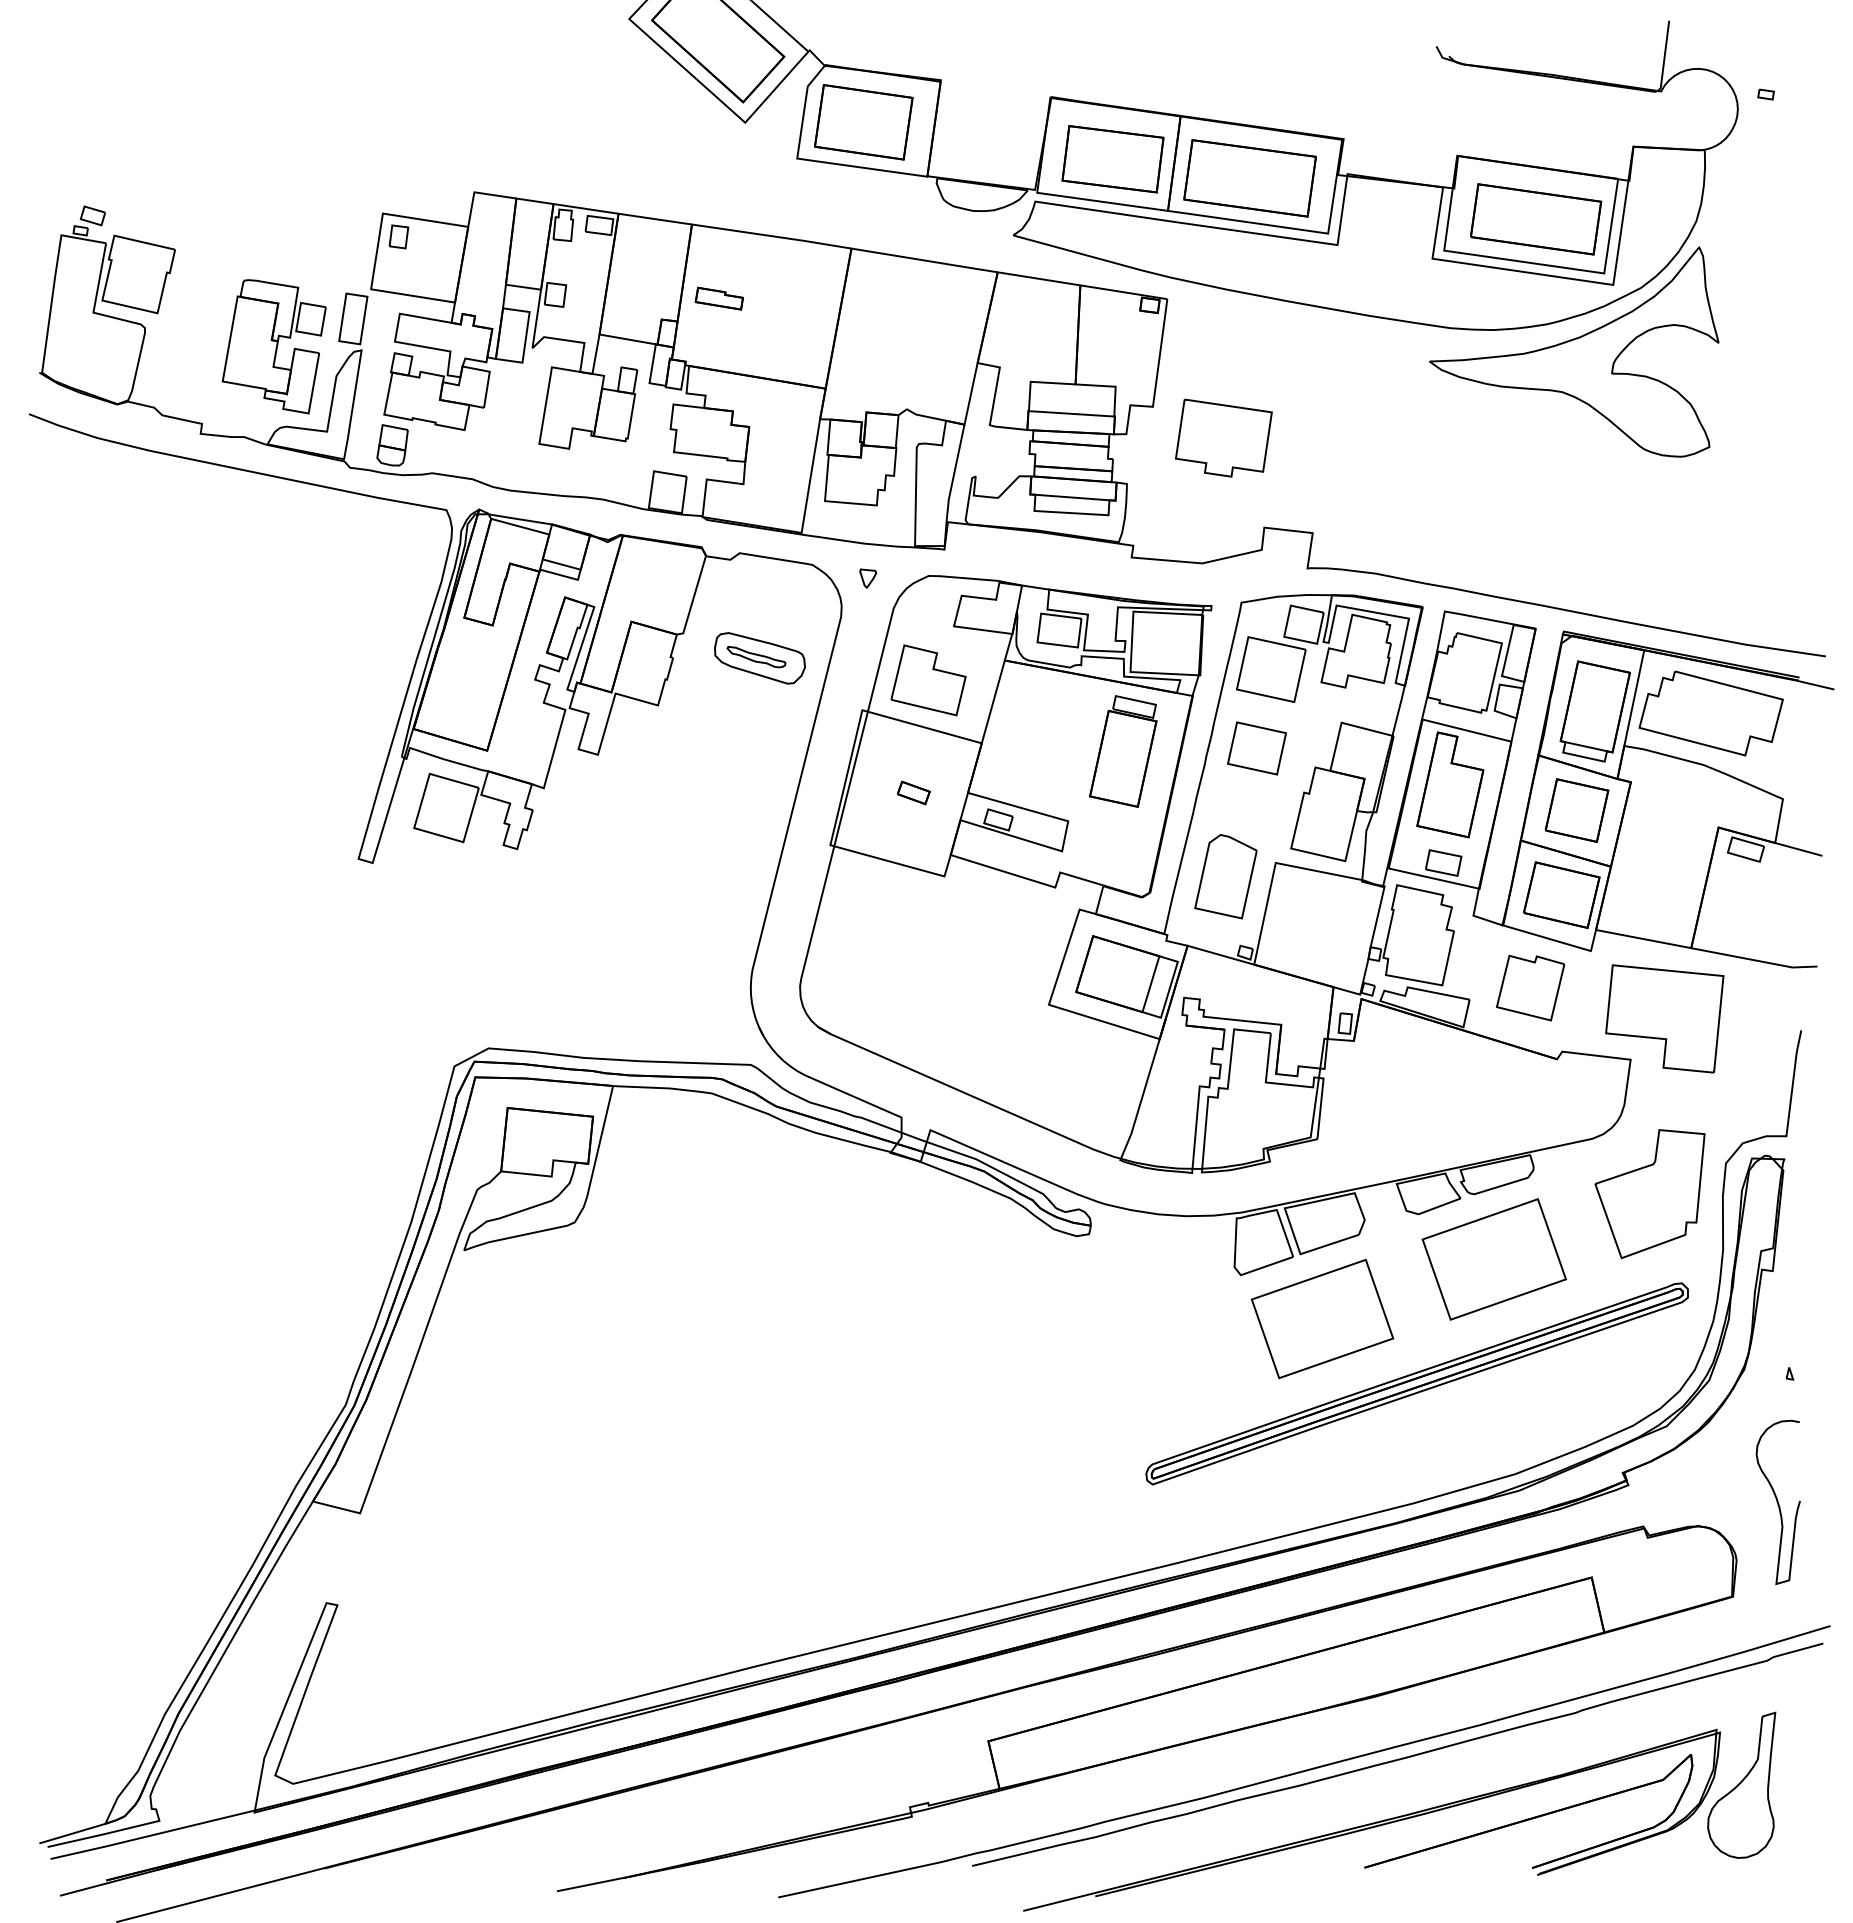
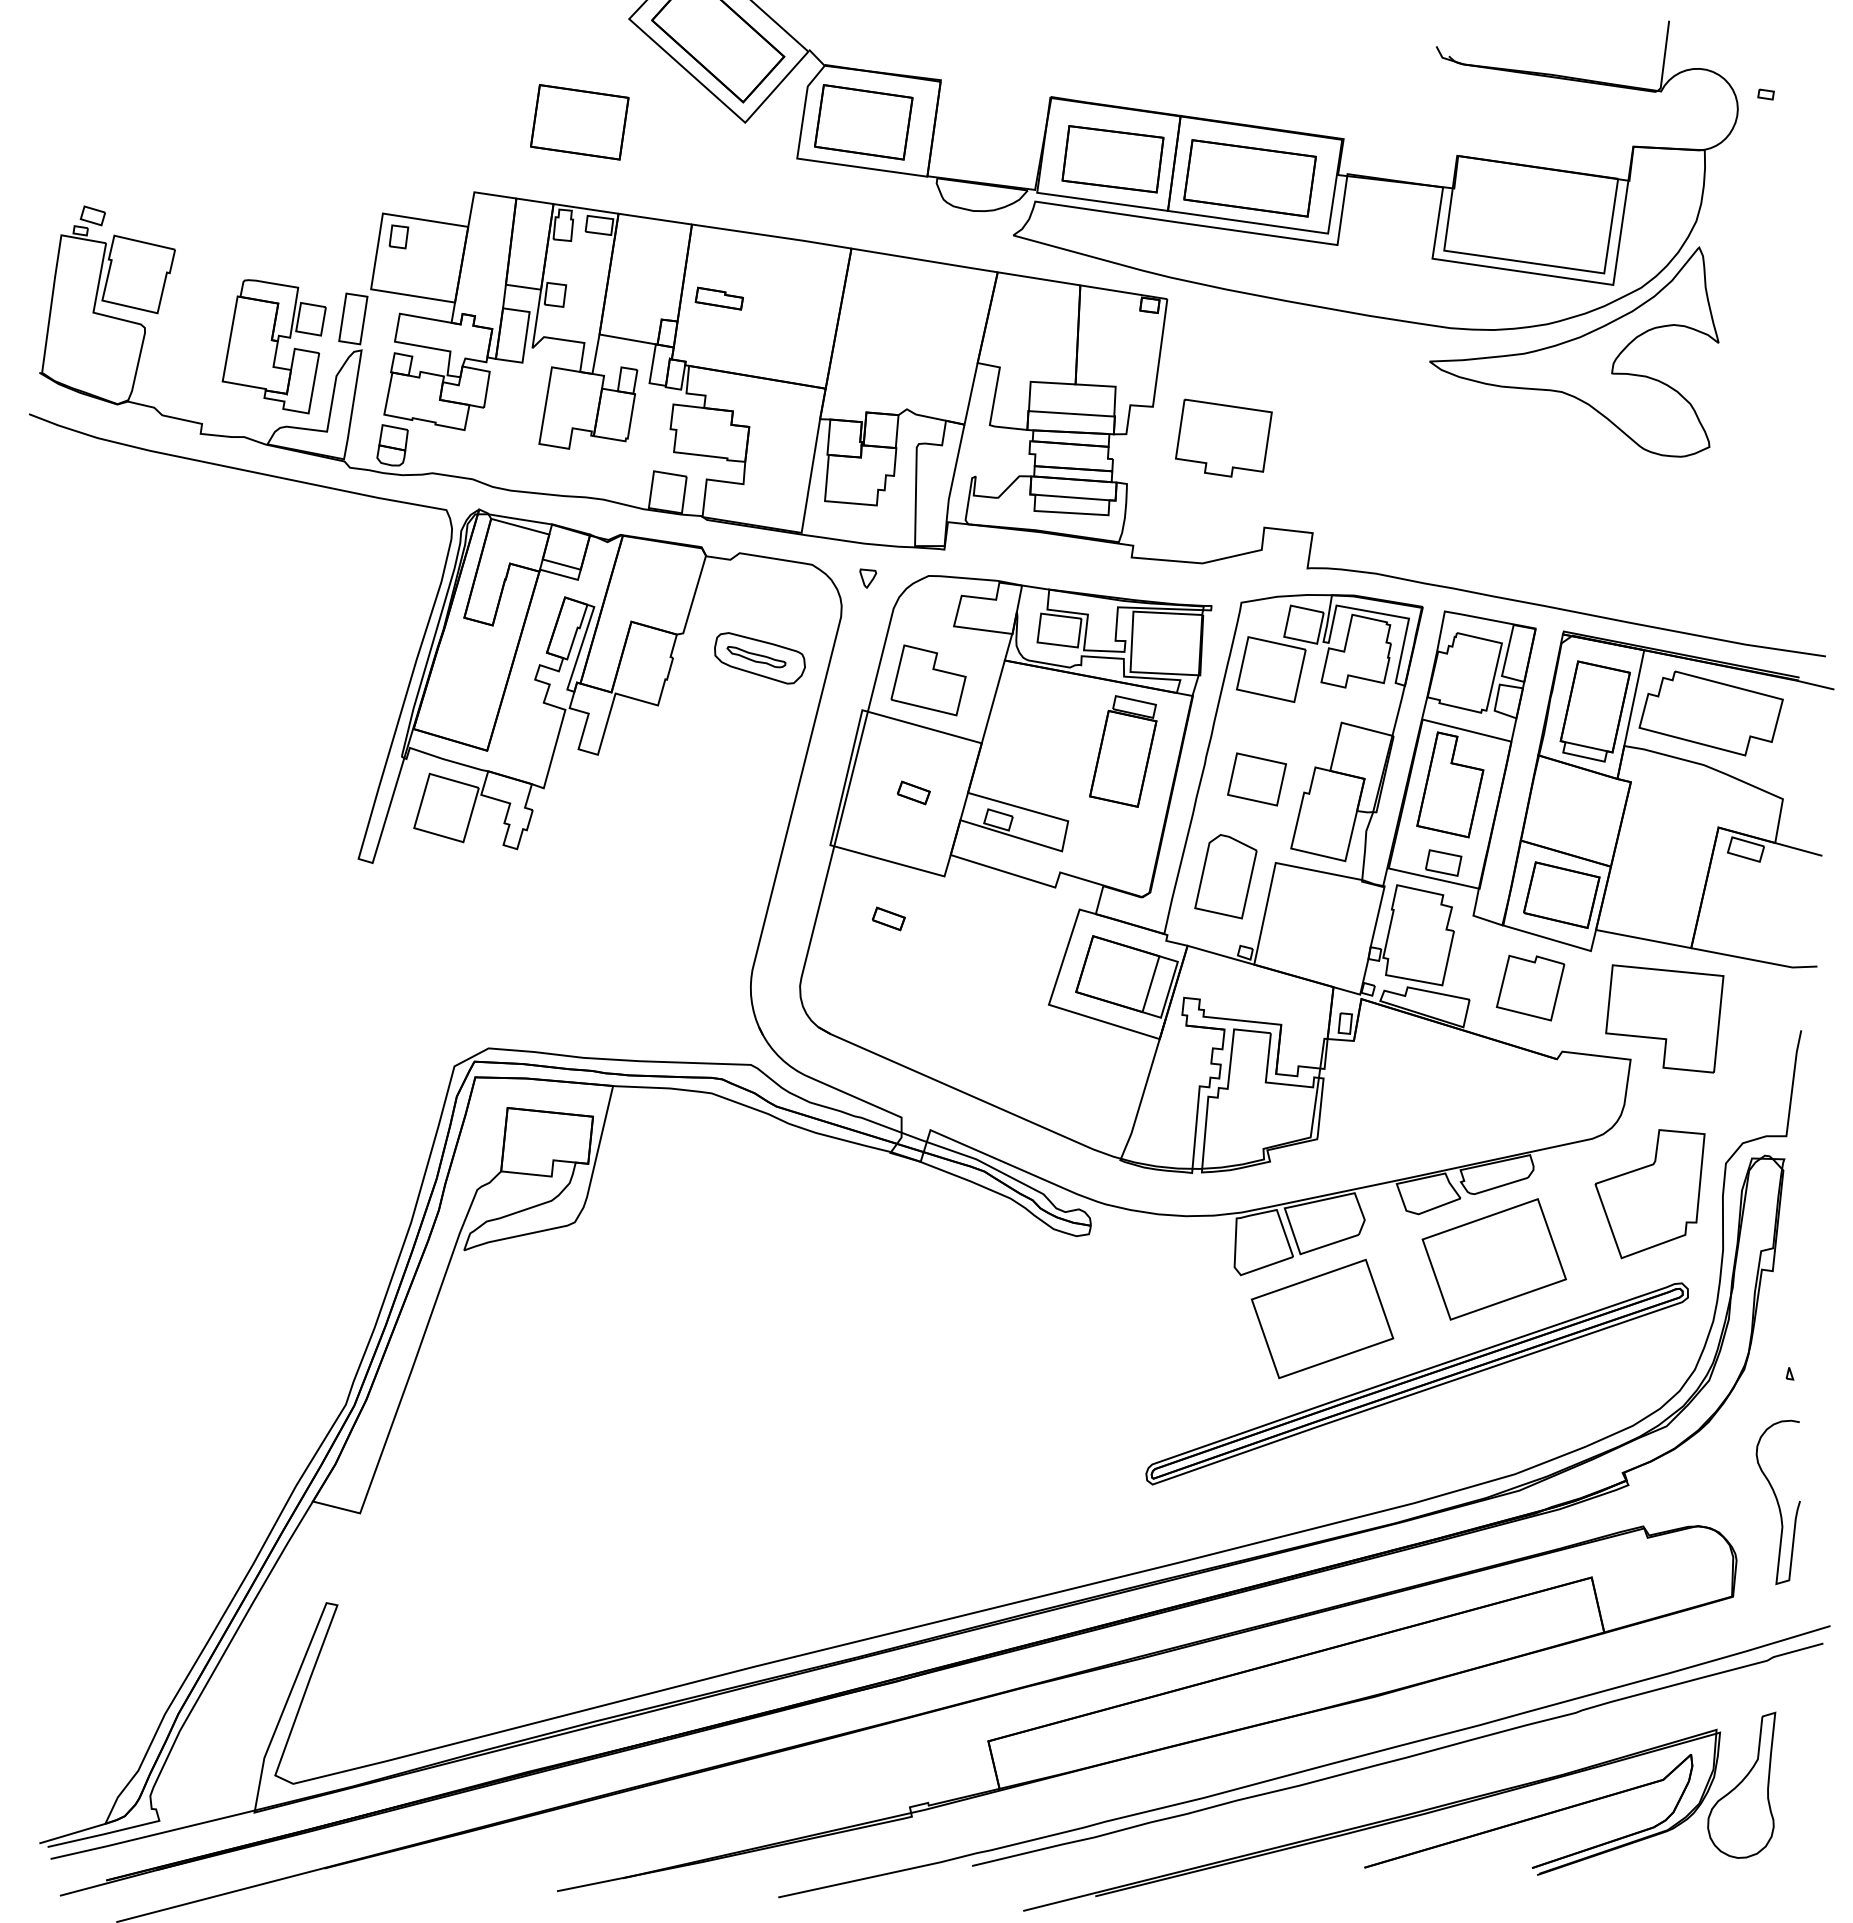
part: none -> present (579, 122)
part: present -> none (1536, 219)
part position: (1256, 748) -> (1256, 779) (1256, 779)
part: present -> none (1576, 810)
part: none -> present (888, 918)
